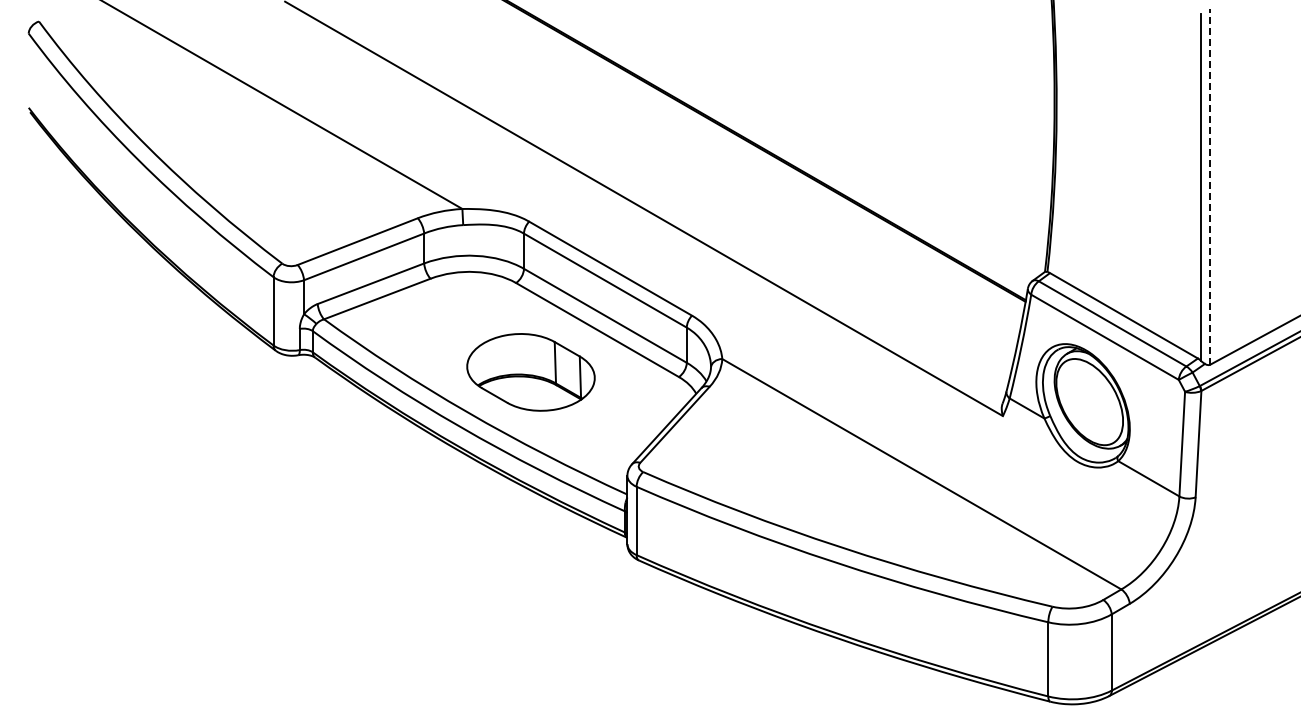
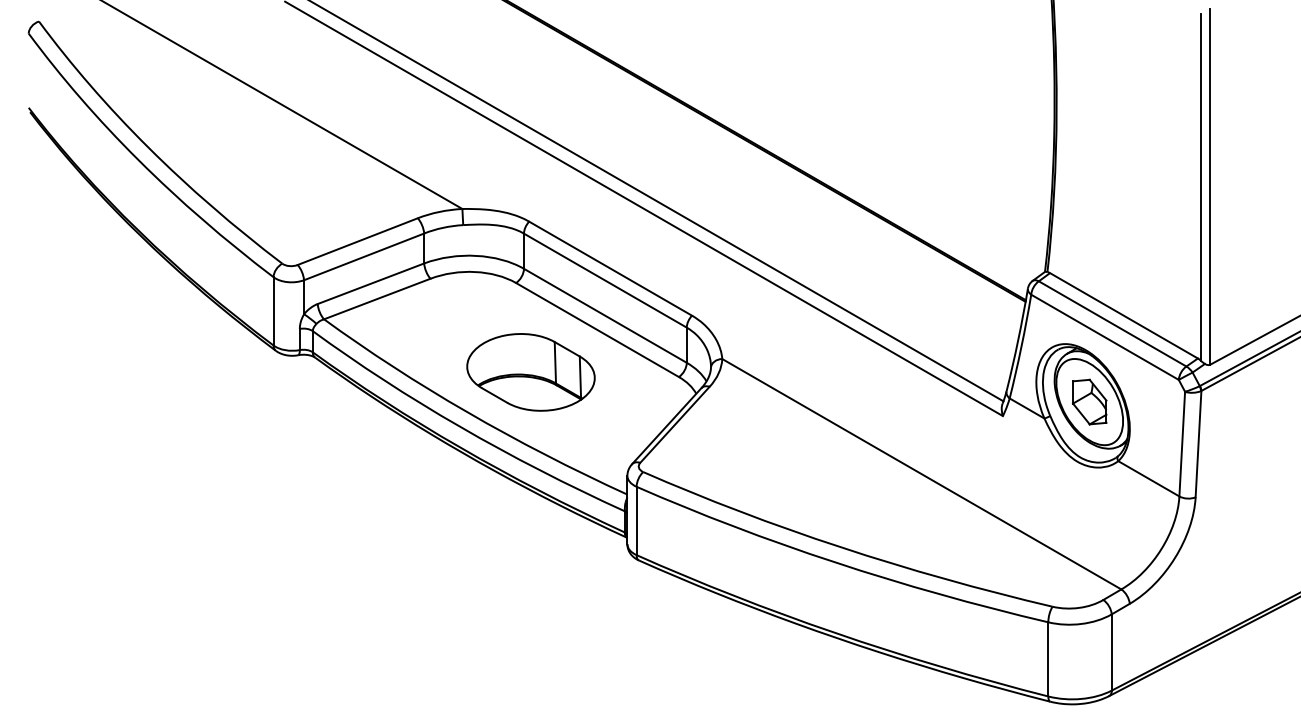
line: dashed -> solid (1210, 186)
line: none -> present (657, 201)
part: none -> present (1089, 401)
